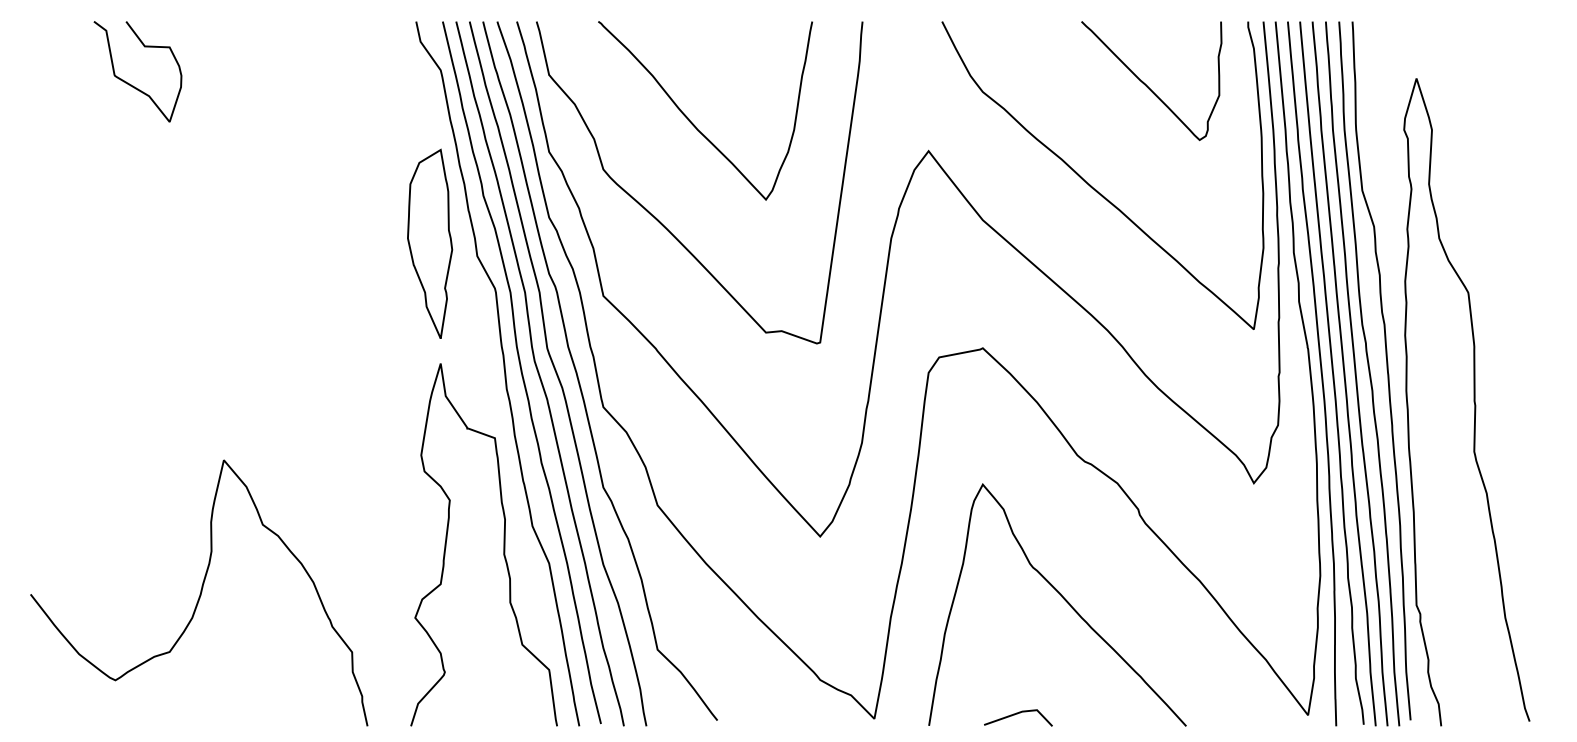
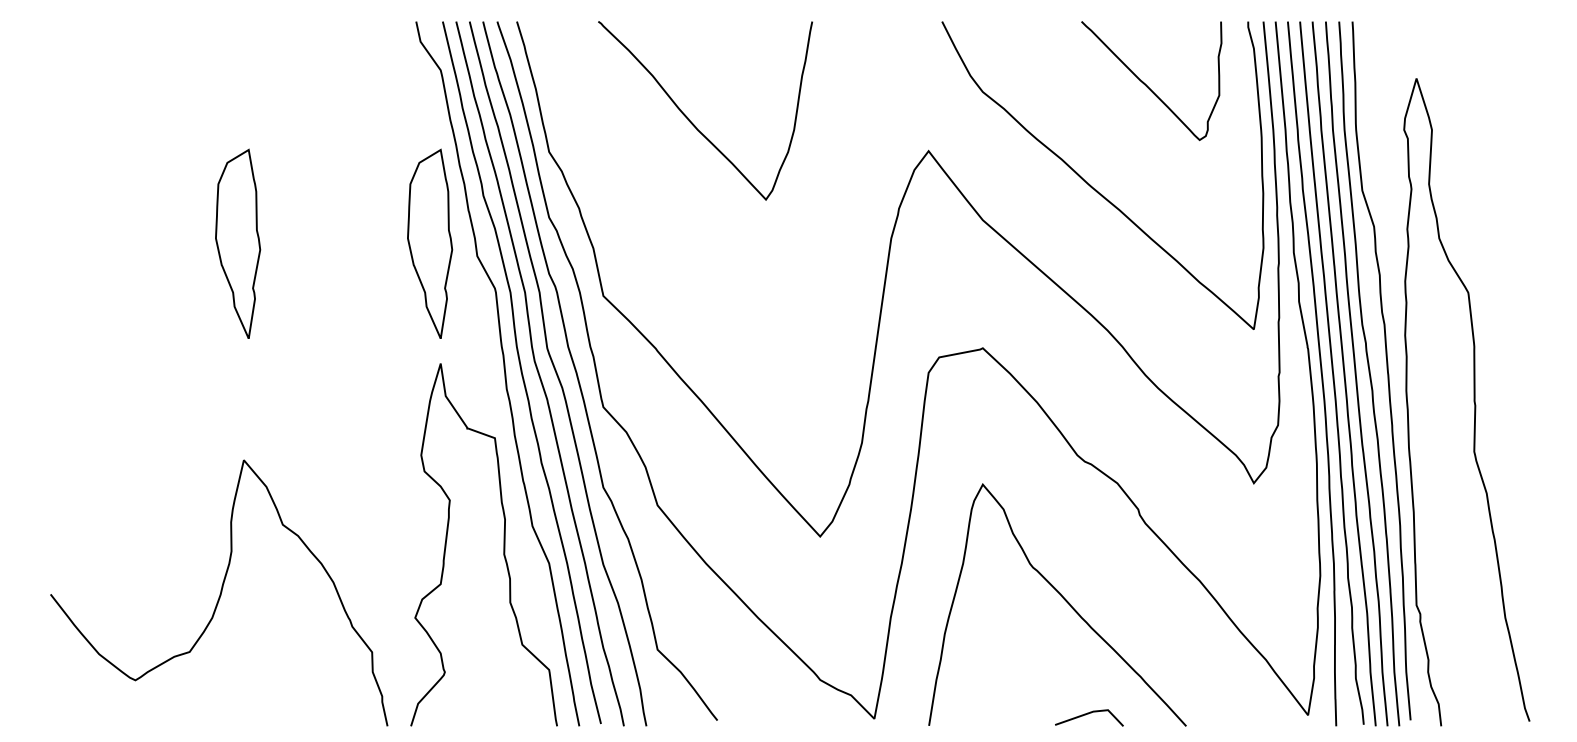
curve: present -> none (128, 82)
curve: present -> none (660, 221)
part: none -> present (238, 243)
curve position: (200, 592) -> (220, 592) (220, 592)
line position: (1017, 714) -> (1088, 714) (1088, 714)
